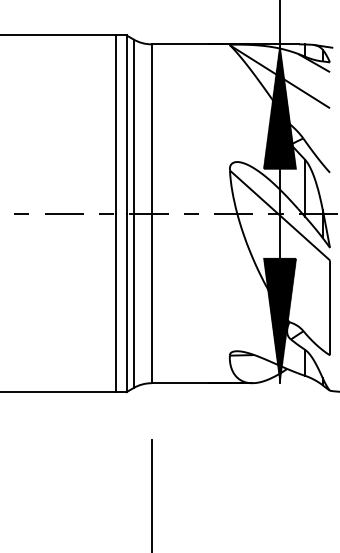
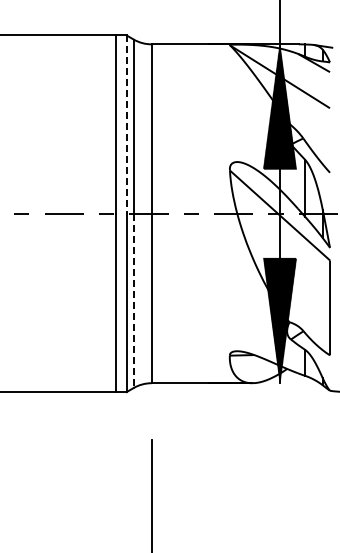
line: solid -> dashed (126, 125)
line: solid -> dashed (133, 301)
